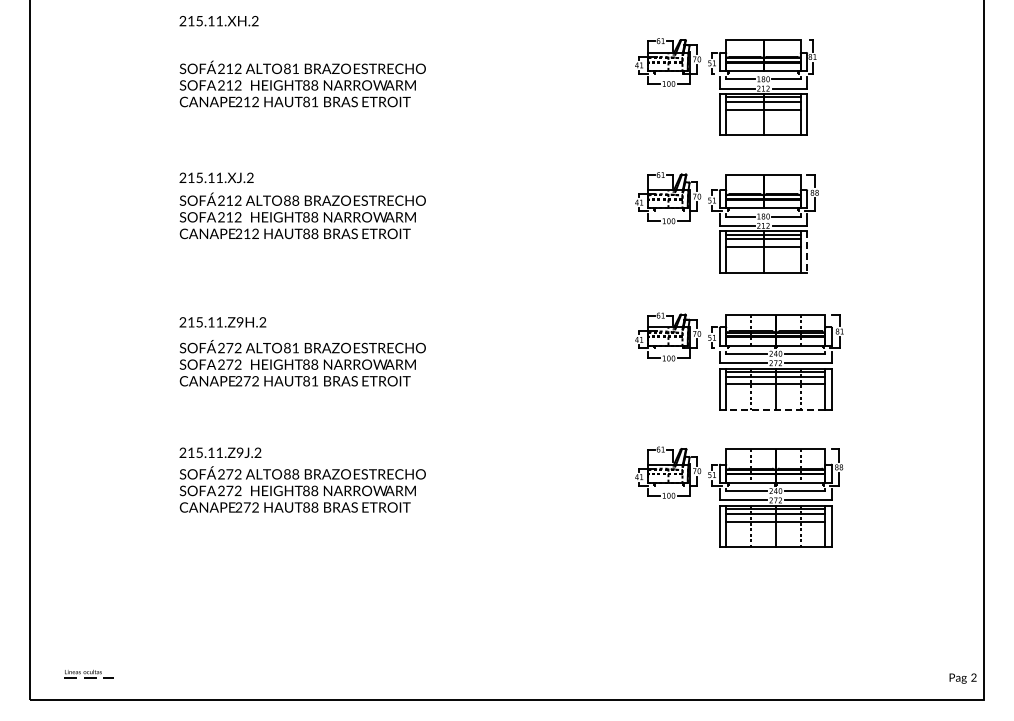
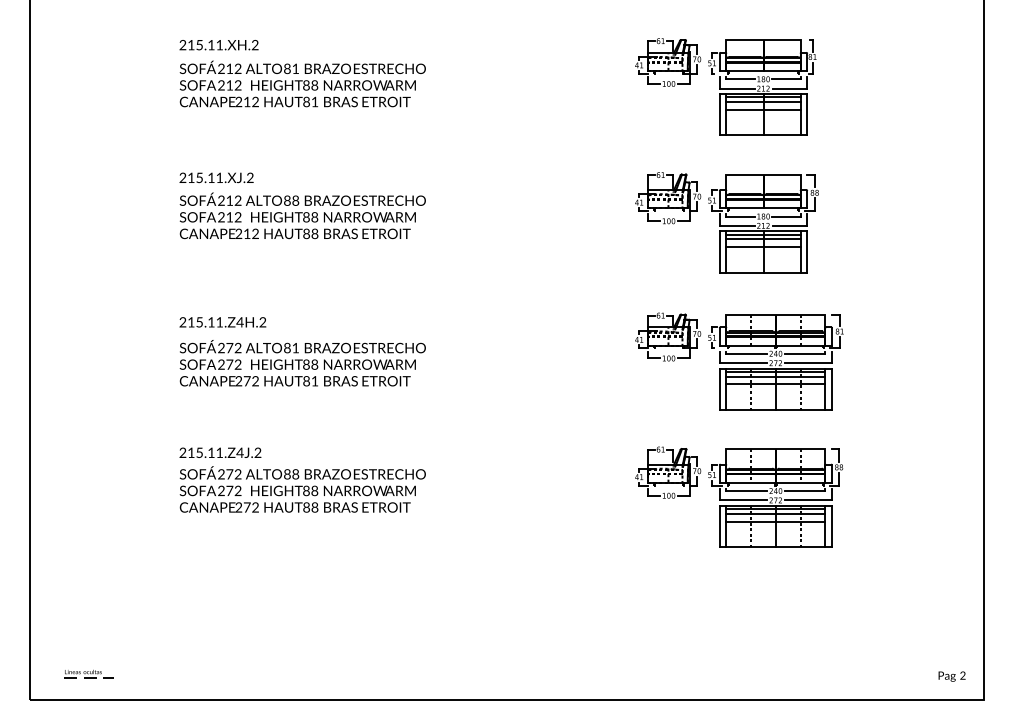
text position: (218, 21) -> (218, 45) (218, 45)
line: dashed -> solid (807, 252)
text: 215.11.Z9H.2 -> 215.11.Z4H.2 (239, 322)
line: dashed -> solid (775, 409)
text: 215.11.Z9J.2 -> 215.11.Z4J.2 (239, 452)
text position: (962, 678) -> (951, 676) (951, 676)
